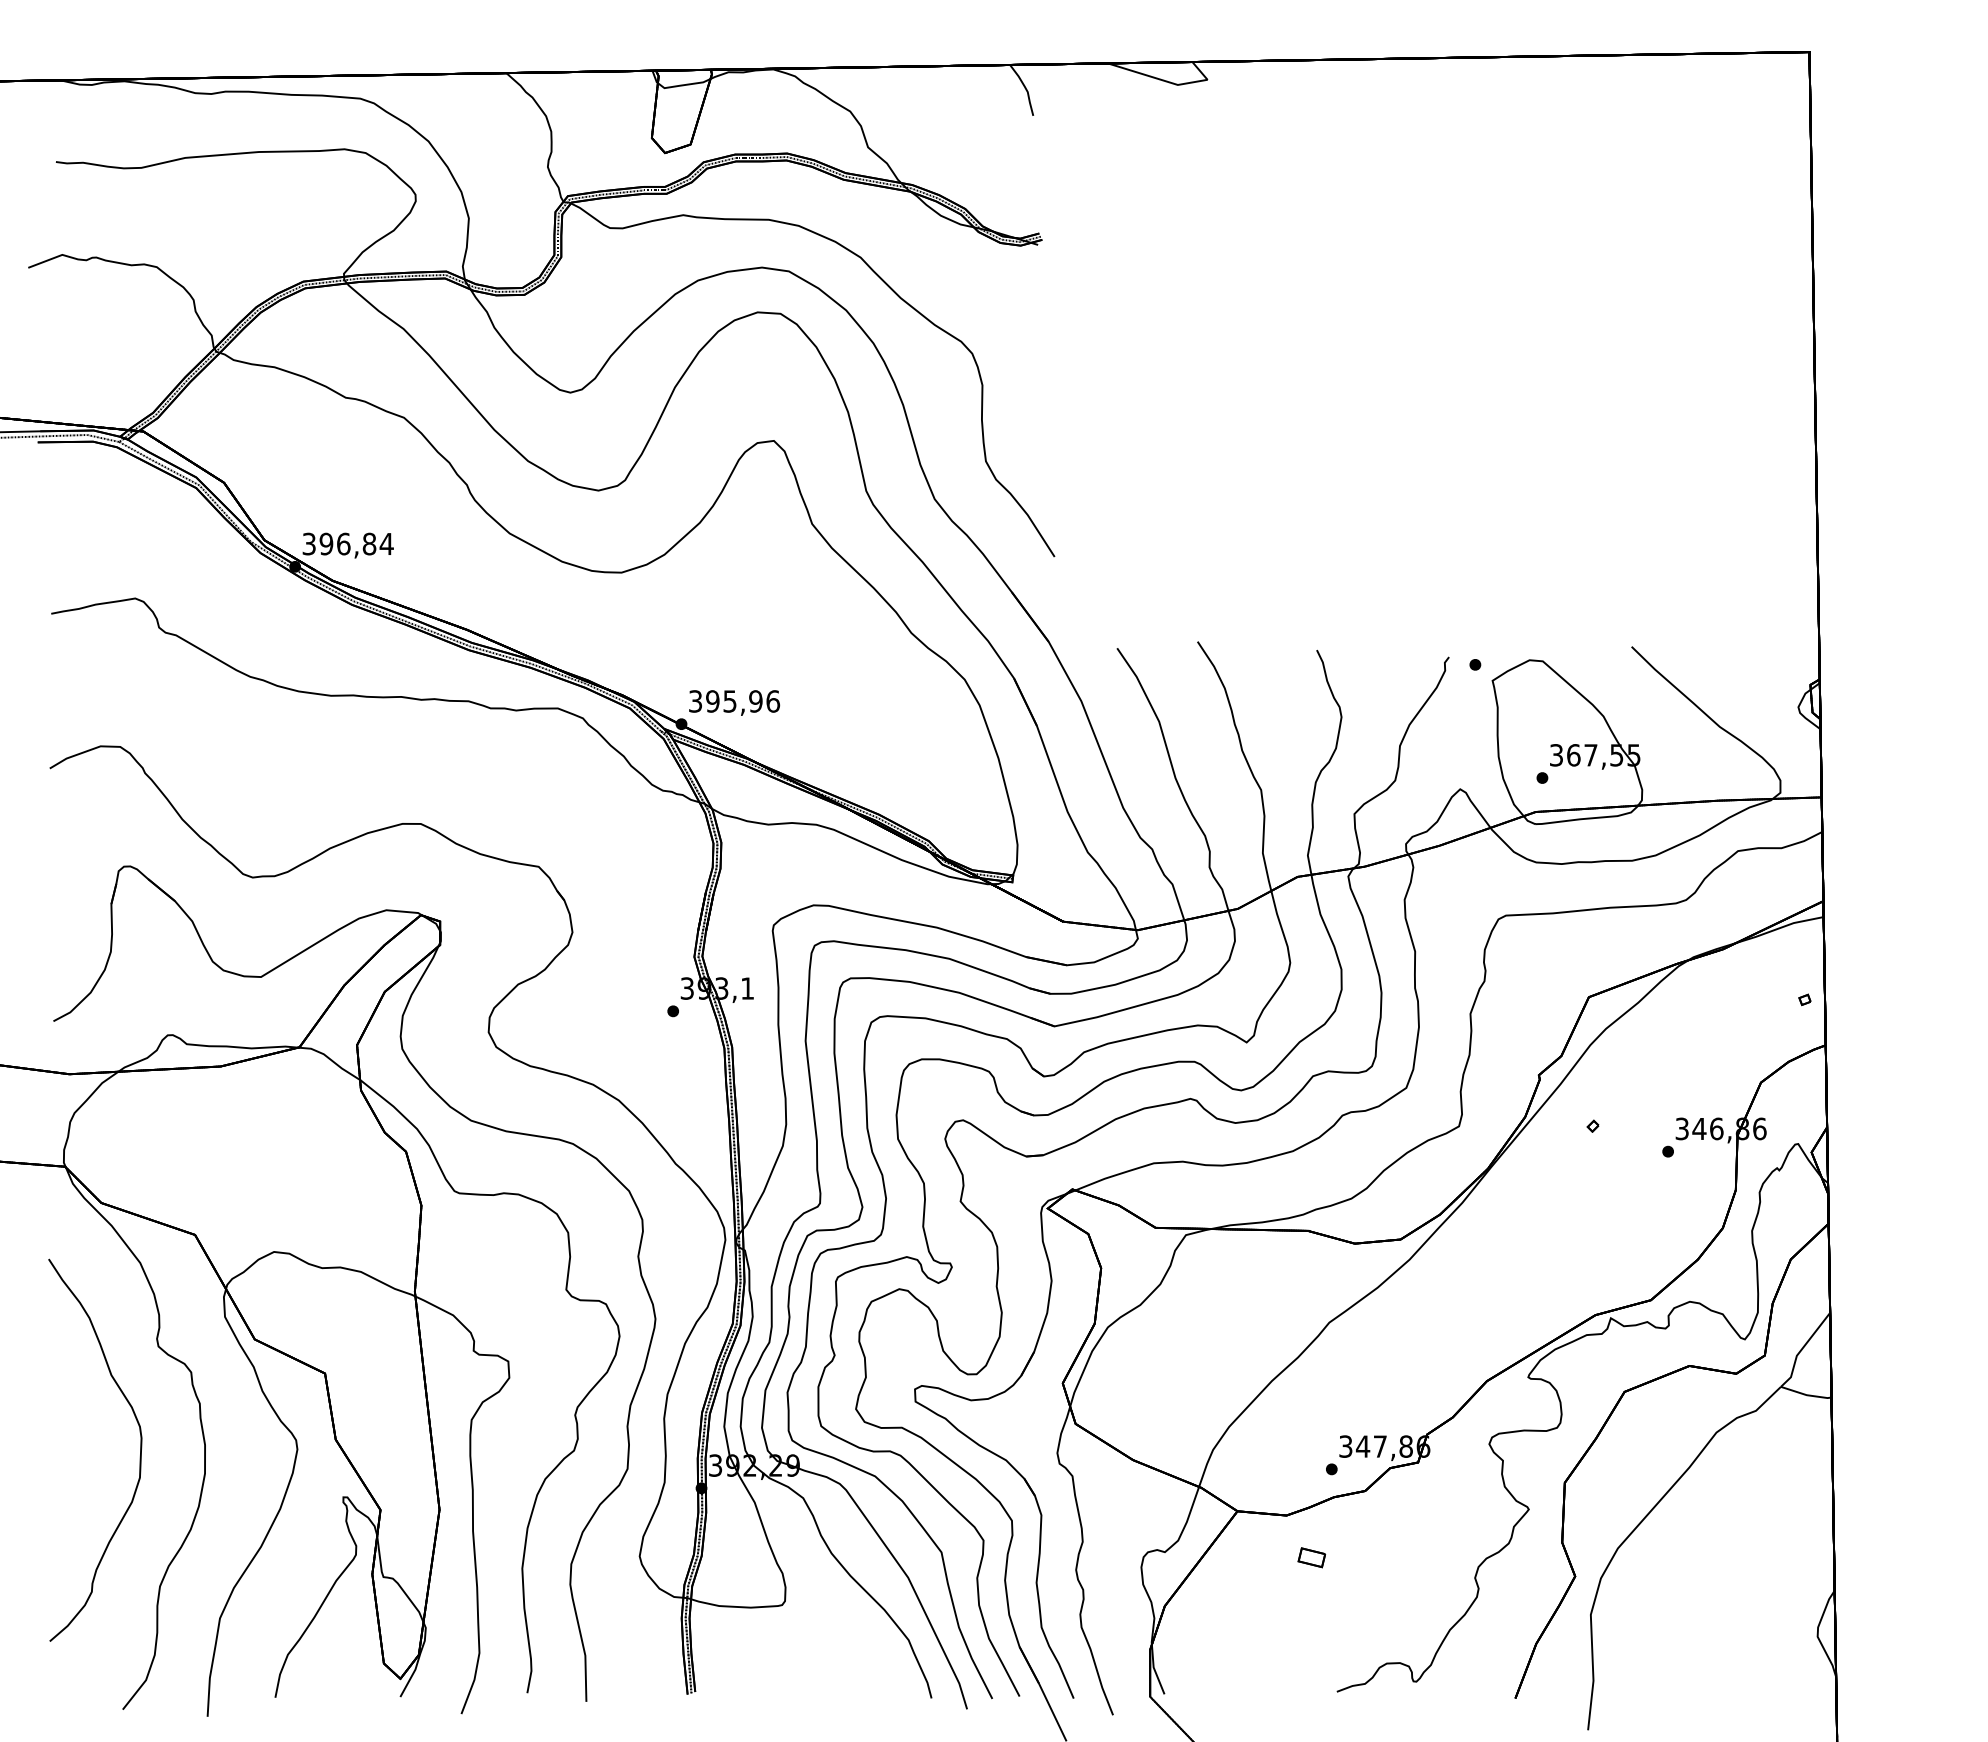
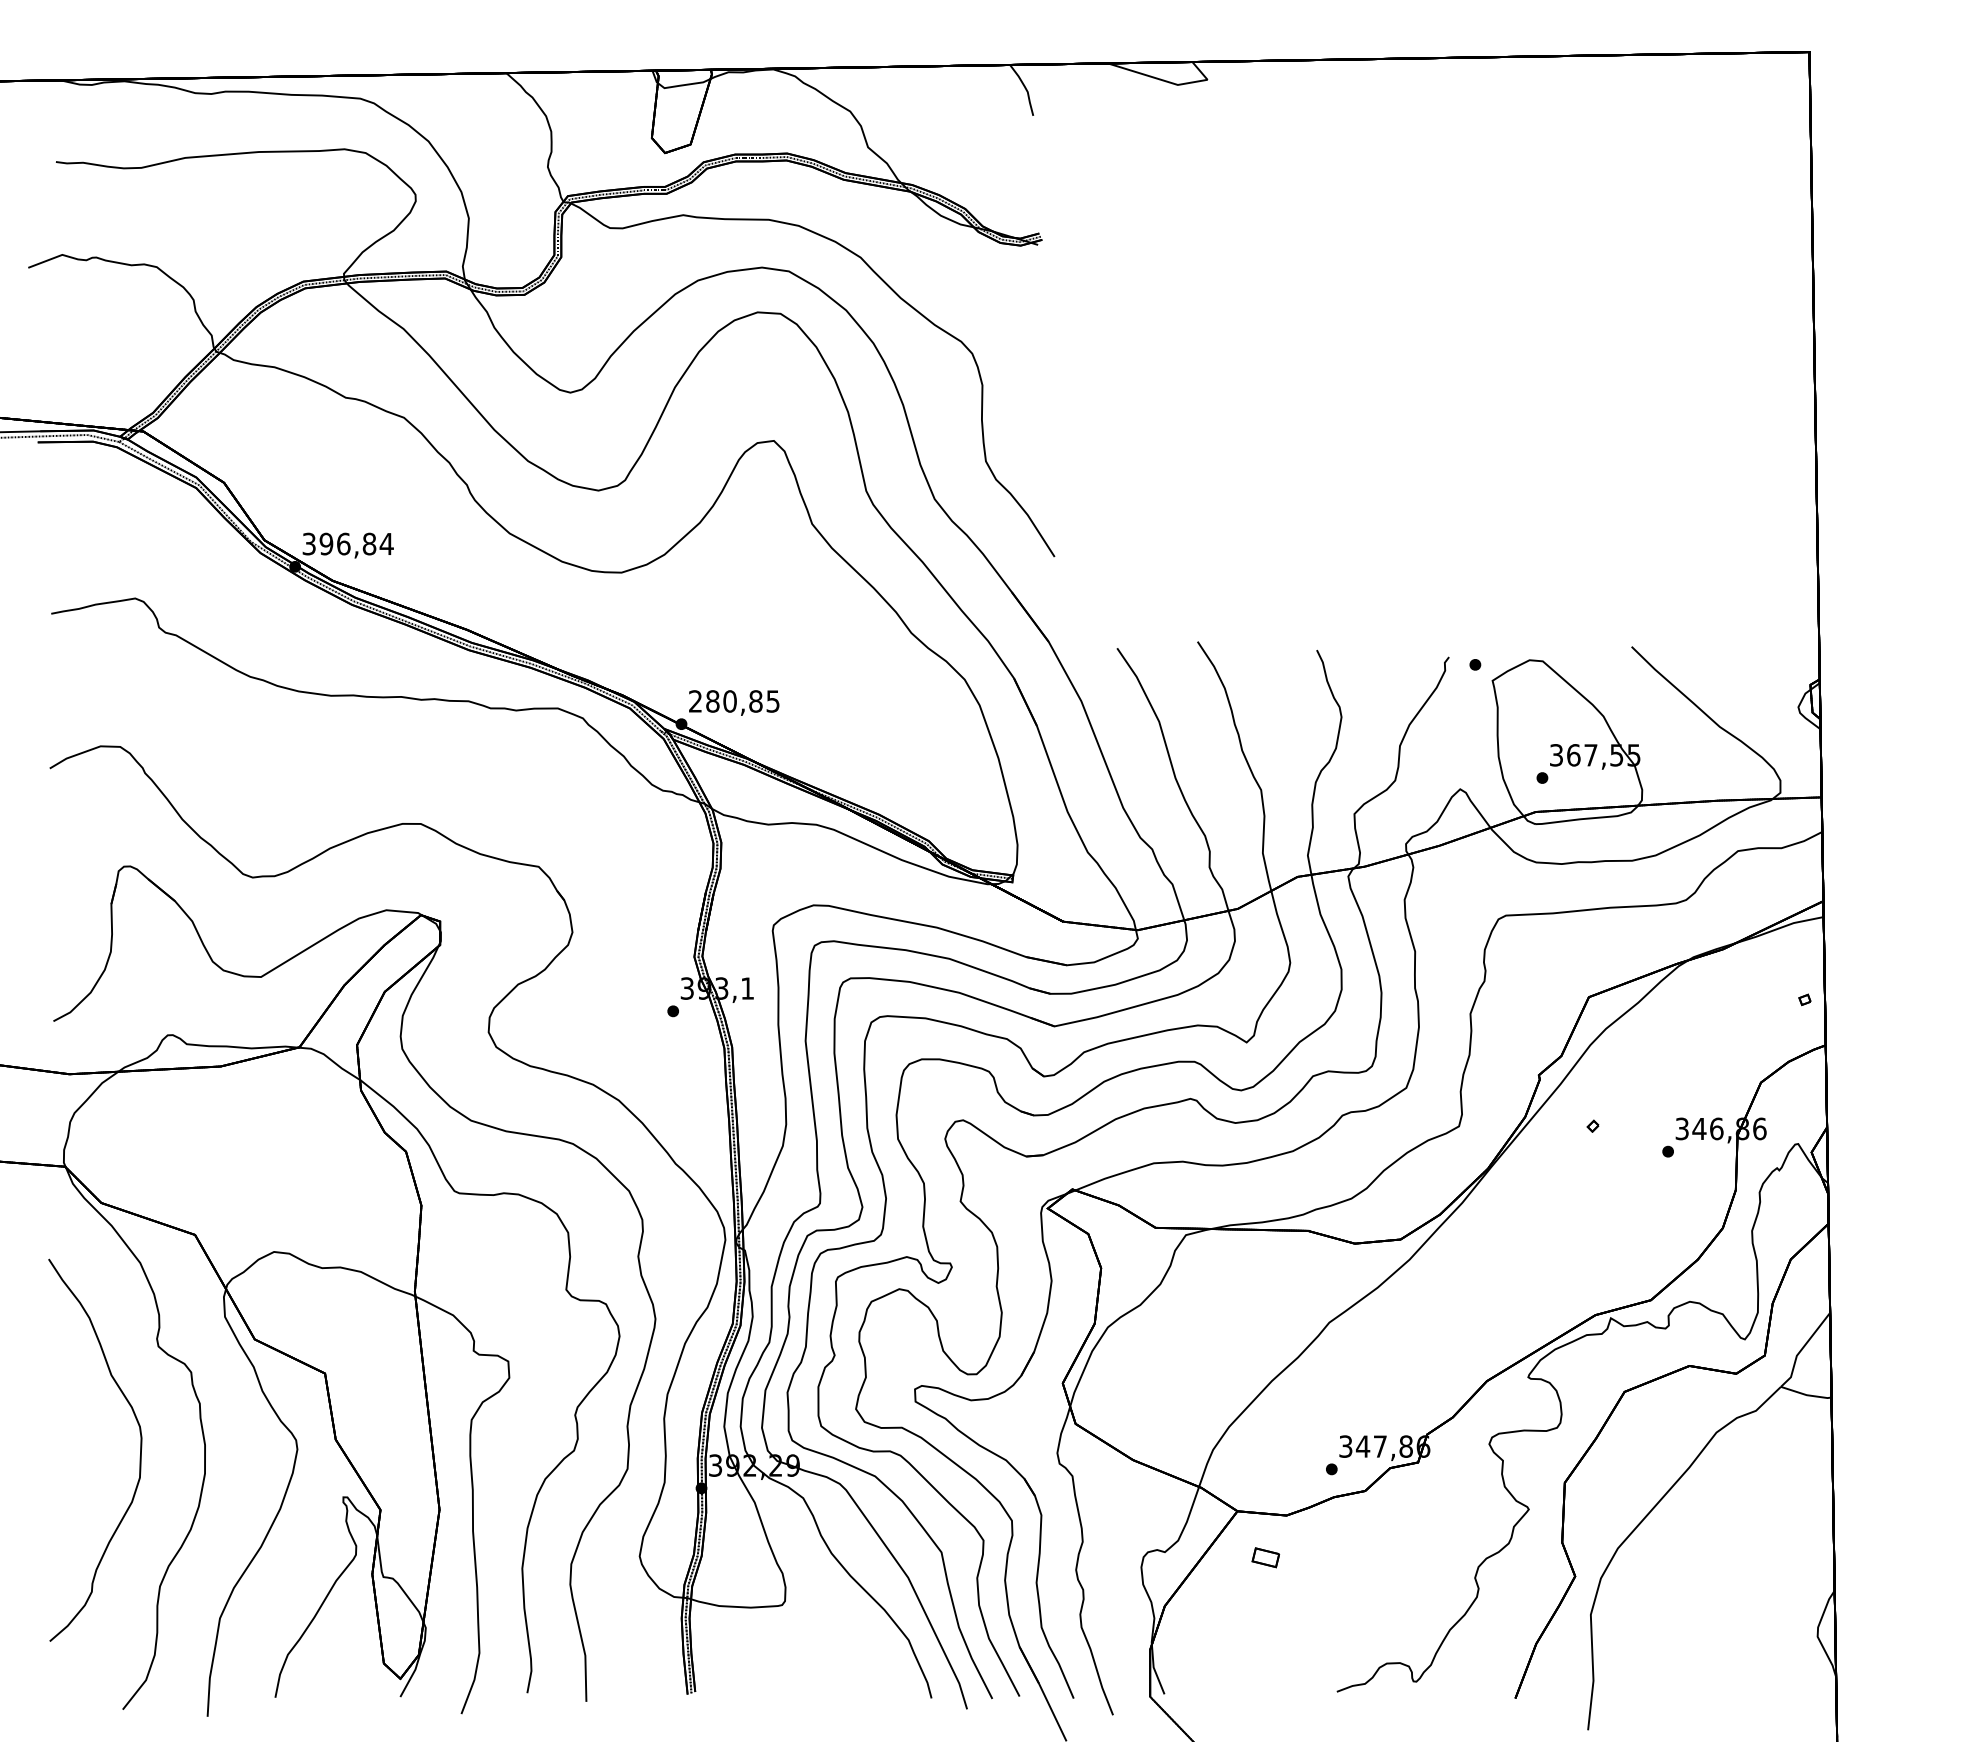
text: 395,96 -> 280,85 (734, 701)
part position: (1311, 1557) -> (1265, 1557) (1265, 1557)
